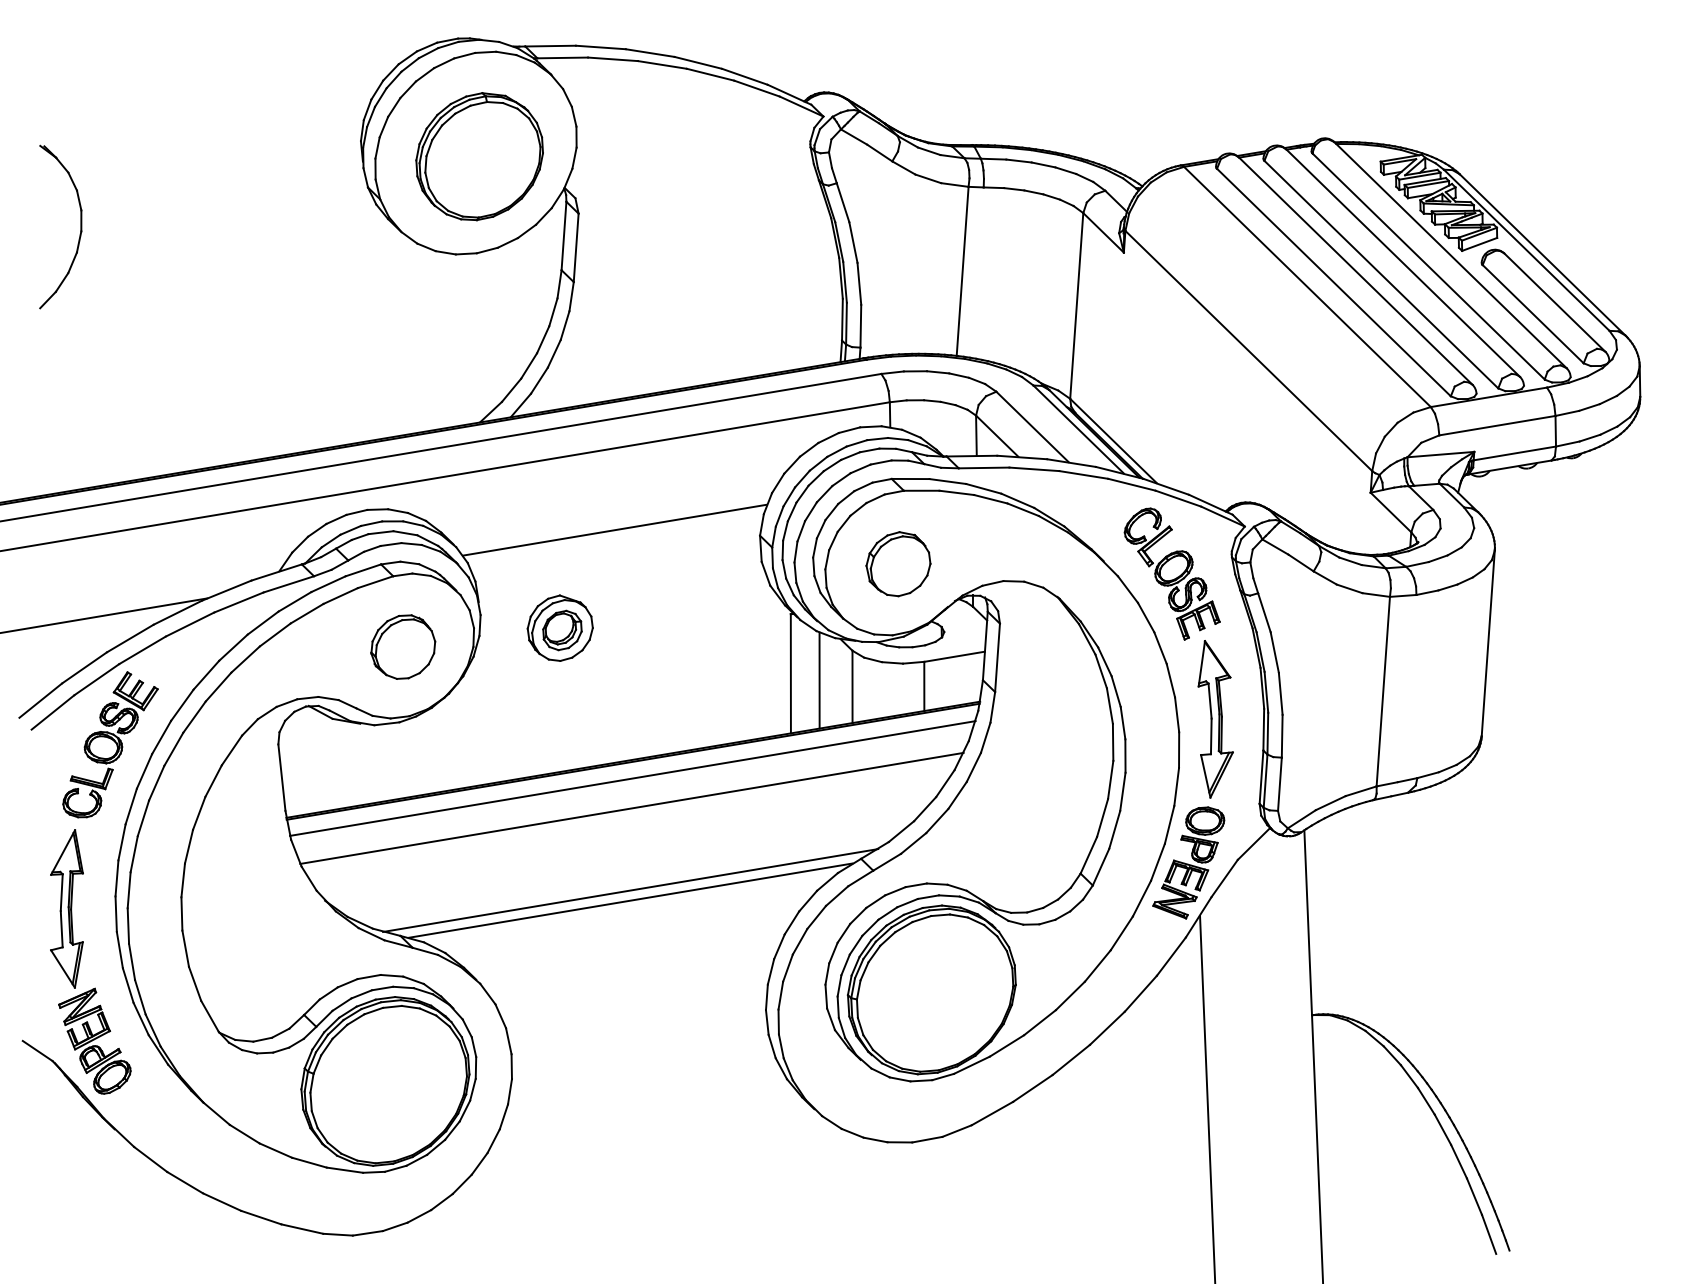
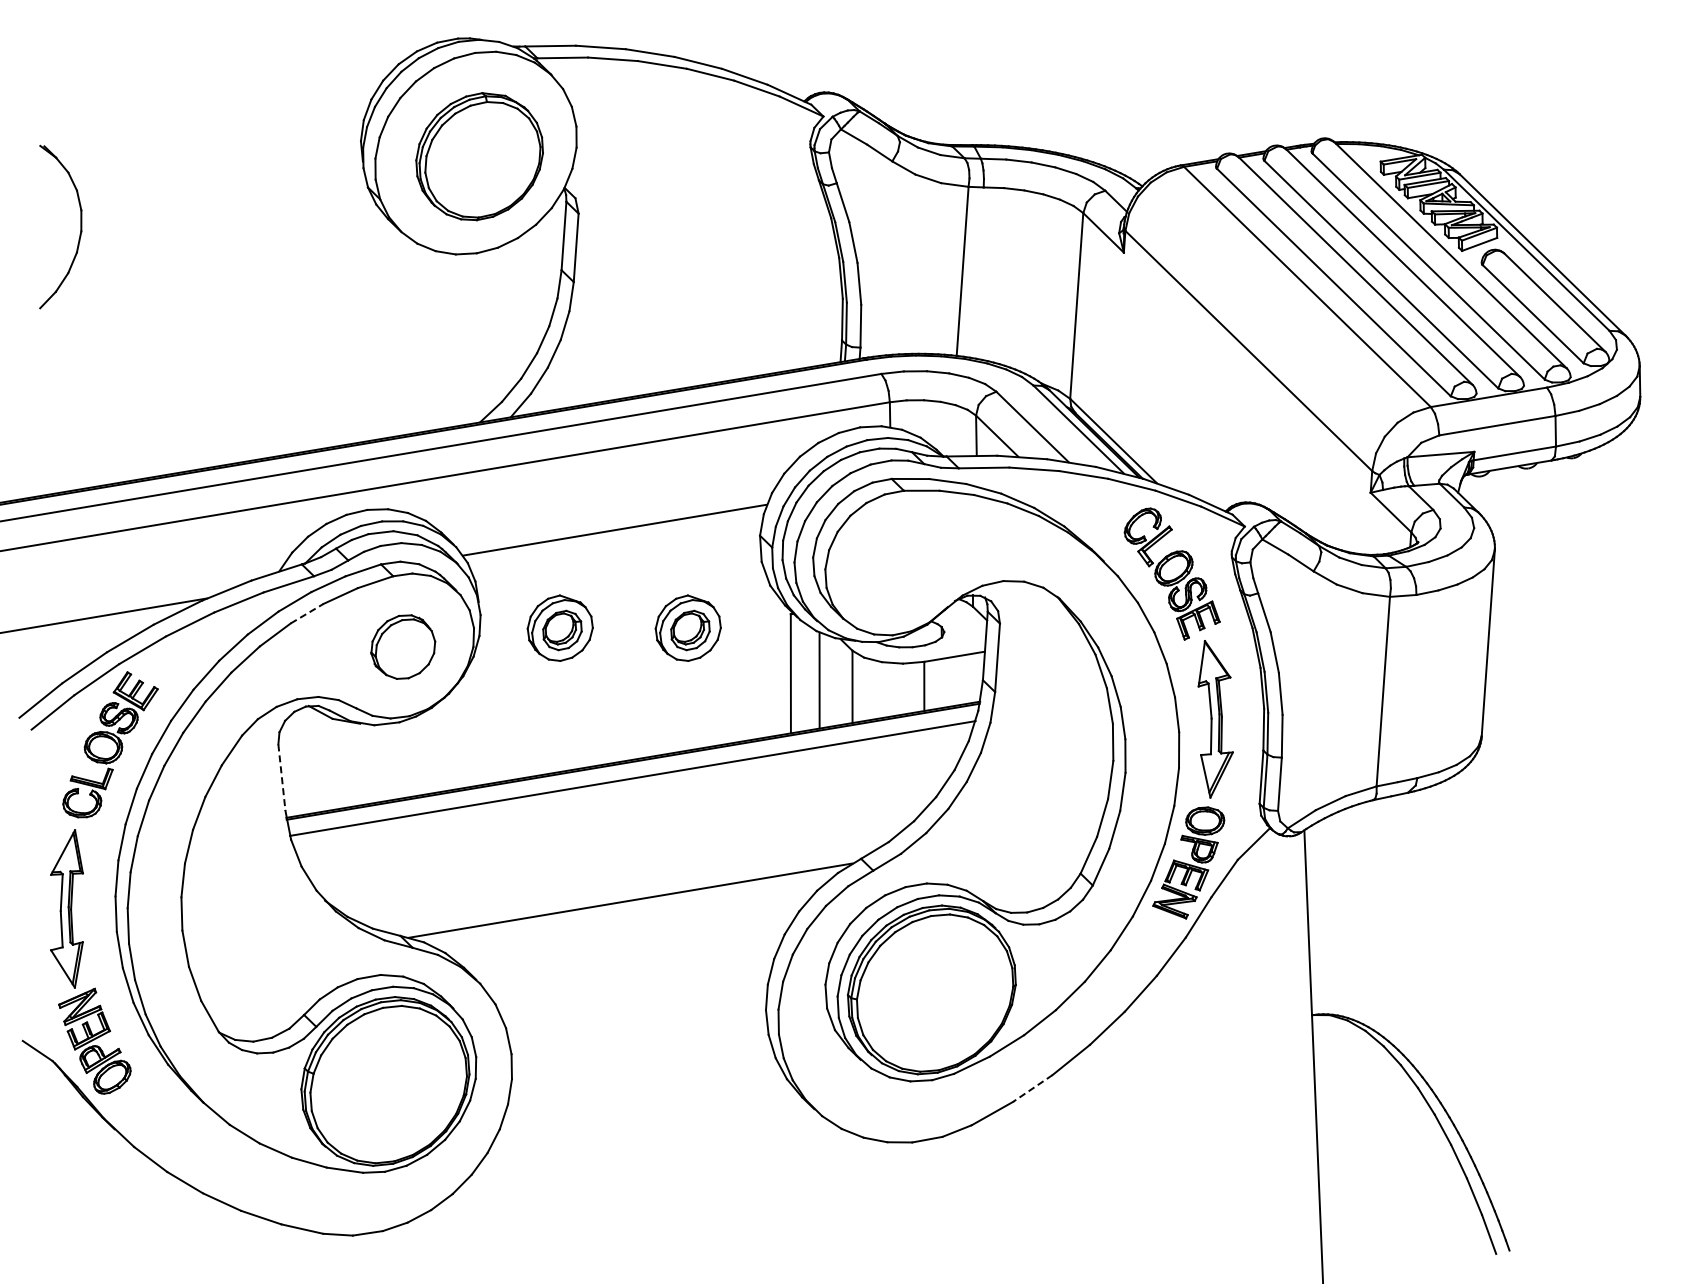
part: present -> none (898, 564)
line: solid -> dashed (307, 613)
part: none -> present (687, 627)
line: solid -> dashed (281, 778)
line: present -> none (631, 807)
line: present -> none (630, 890)
line: solid -> dashed (1032, 1088)
line: present -> none (1207, 1098)
